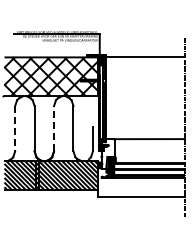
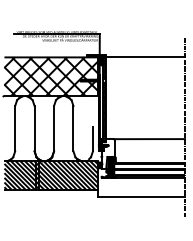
line: dashed -> solid (15, 128)
line: dashed -> solid (54, 128)
